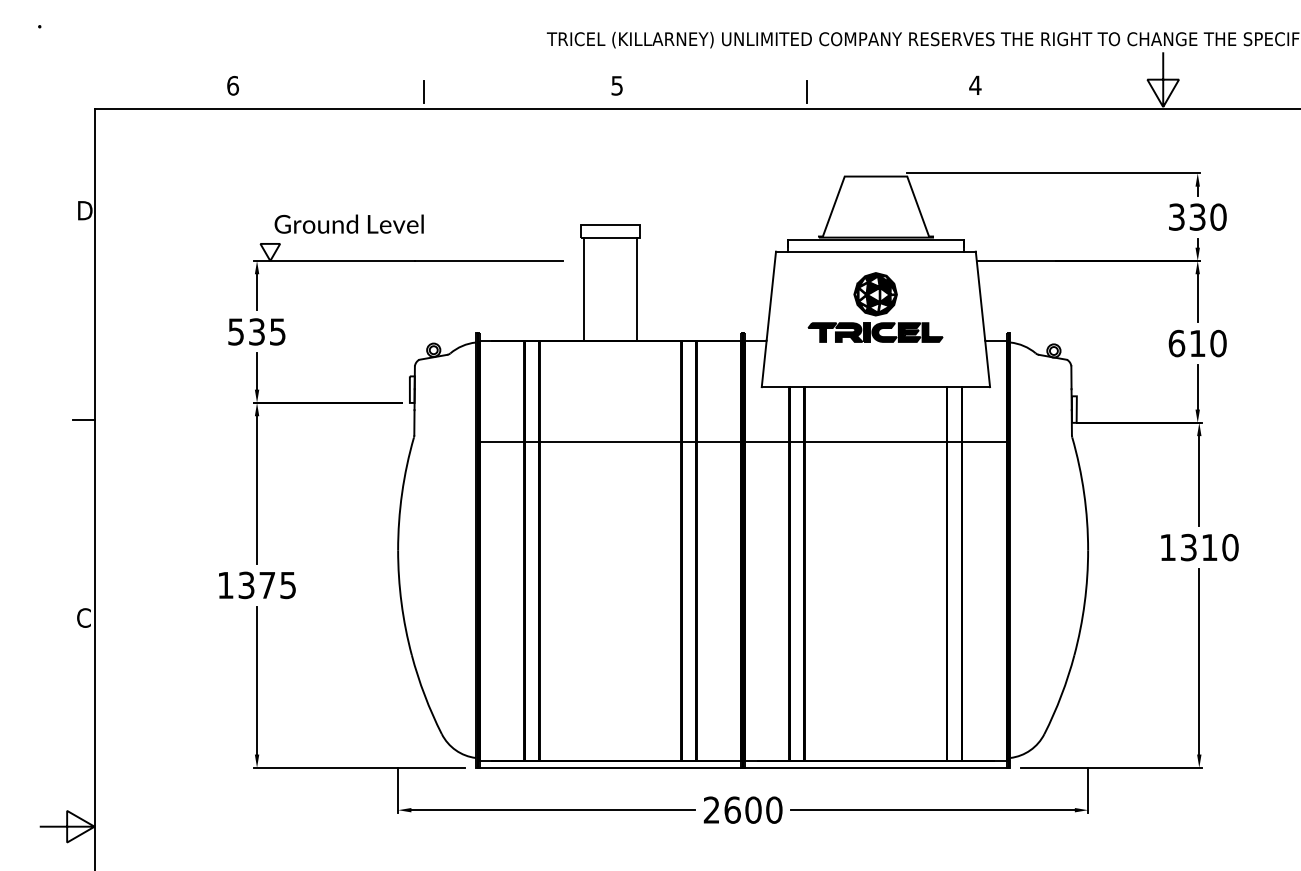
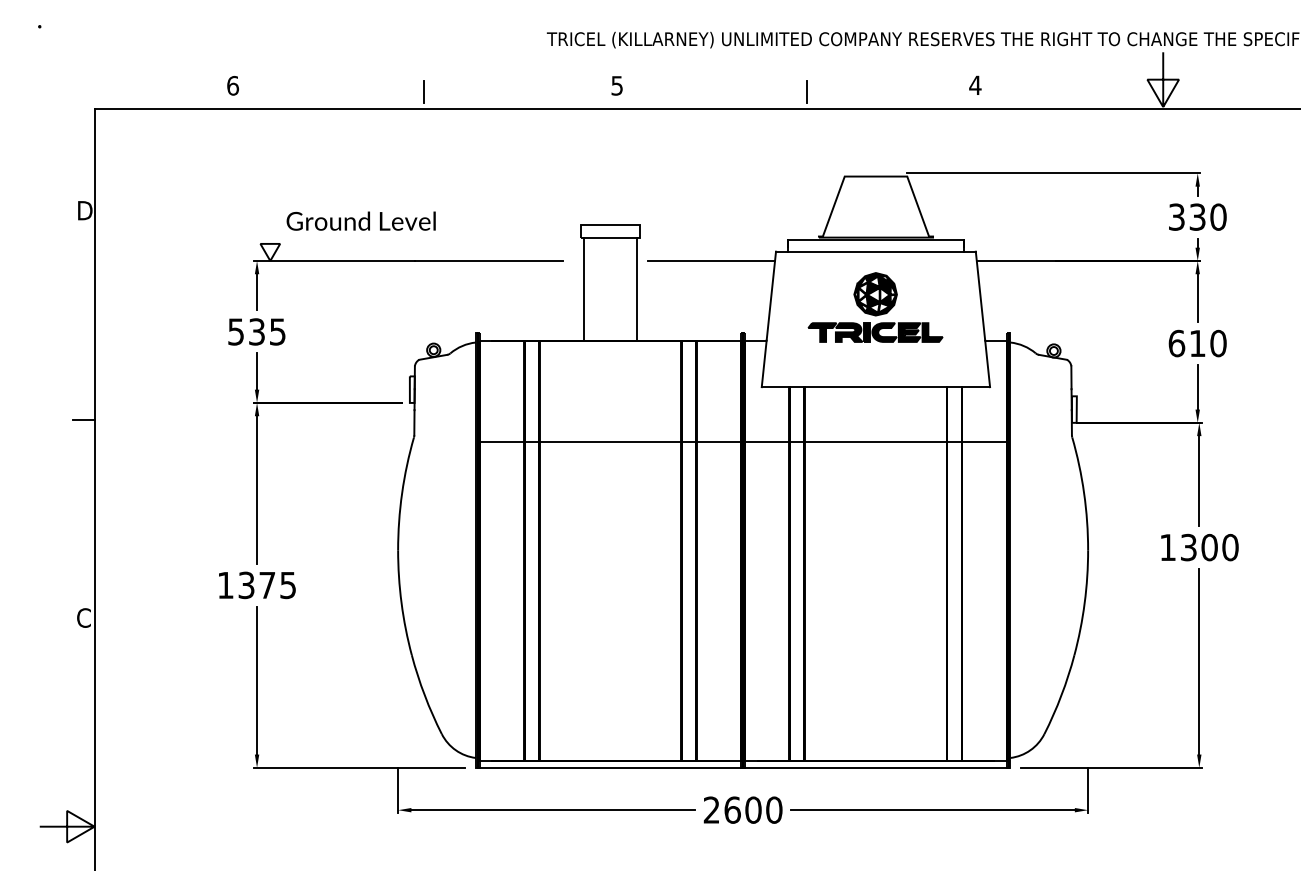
text position: (348, 223) -> (360, 220) (360, 220)
line: none -> present (711, 260)
text: 1310 -> 1300 (1209, 547)
